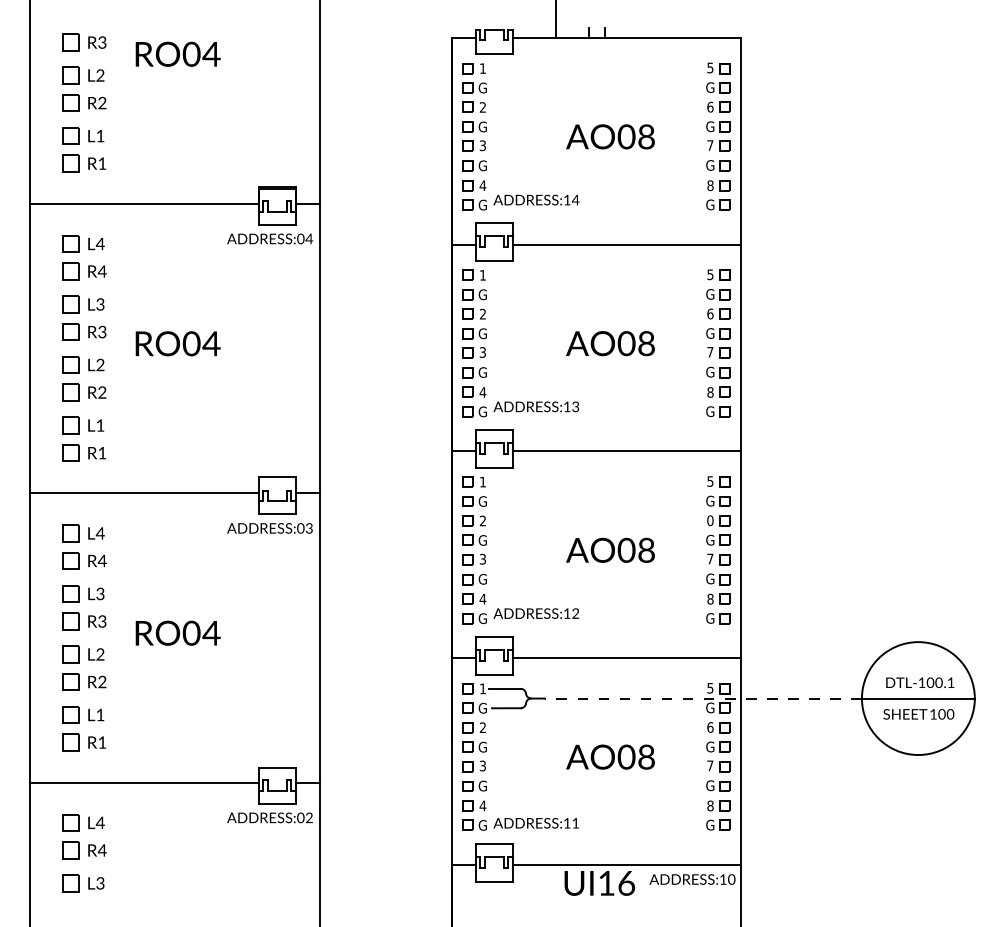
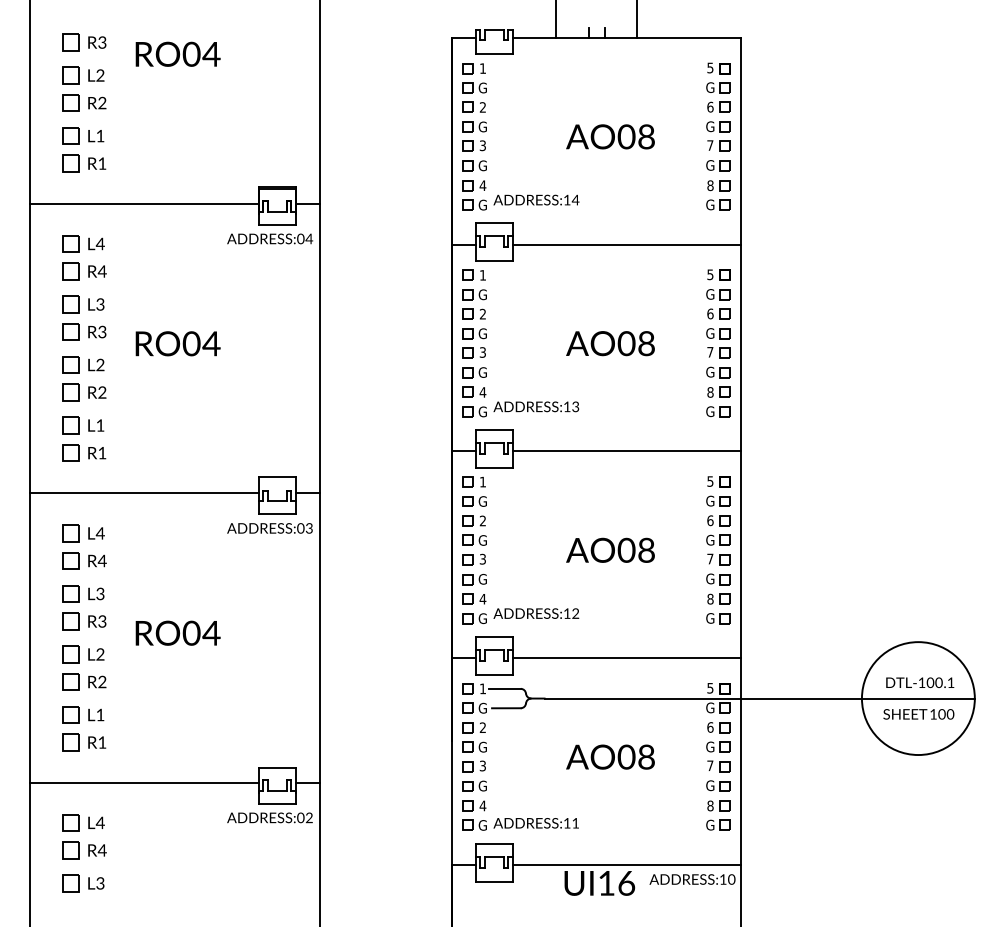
line: none -> present (637, 19)
text: 0 -> 6 (710, 520)
line: dashed -> solid (703, 698)
